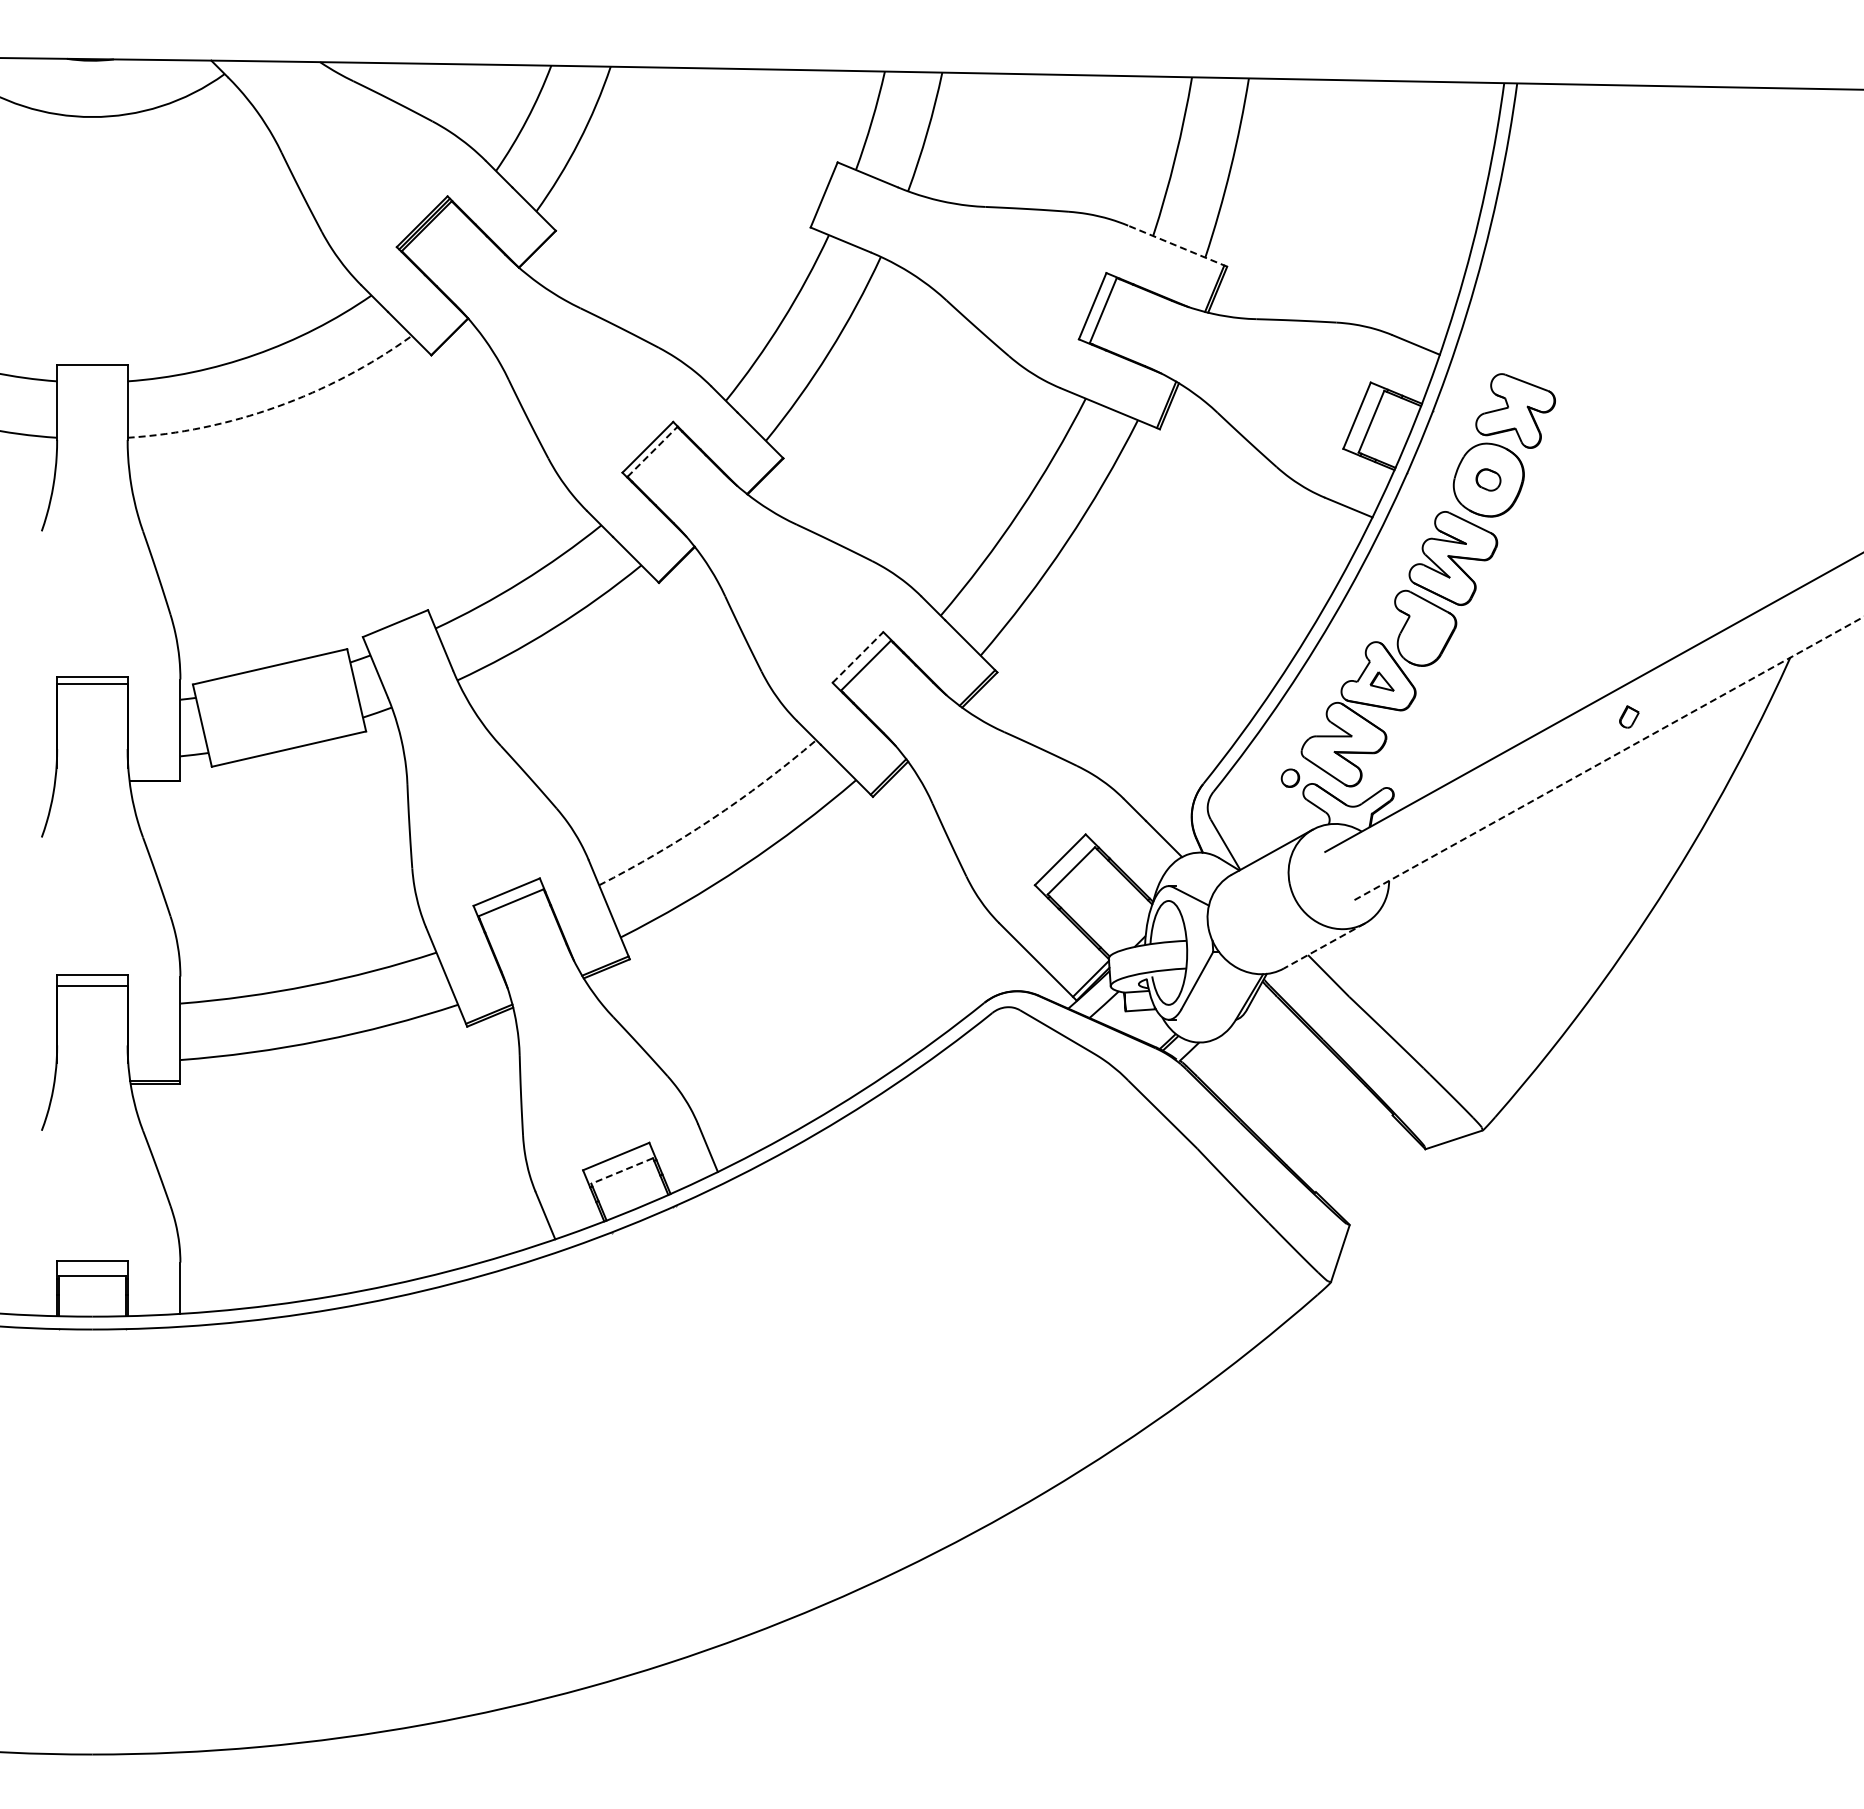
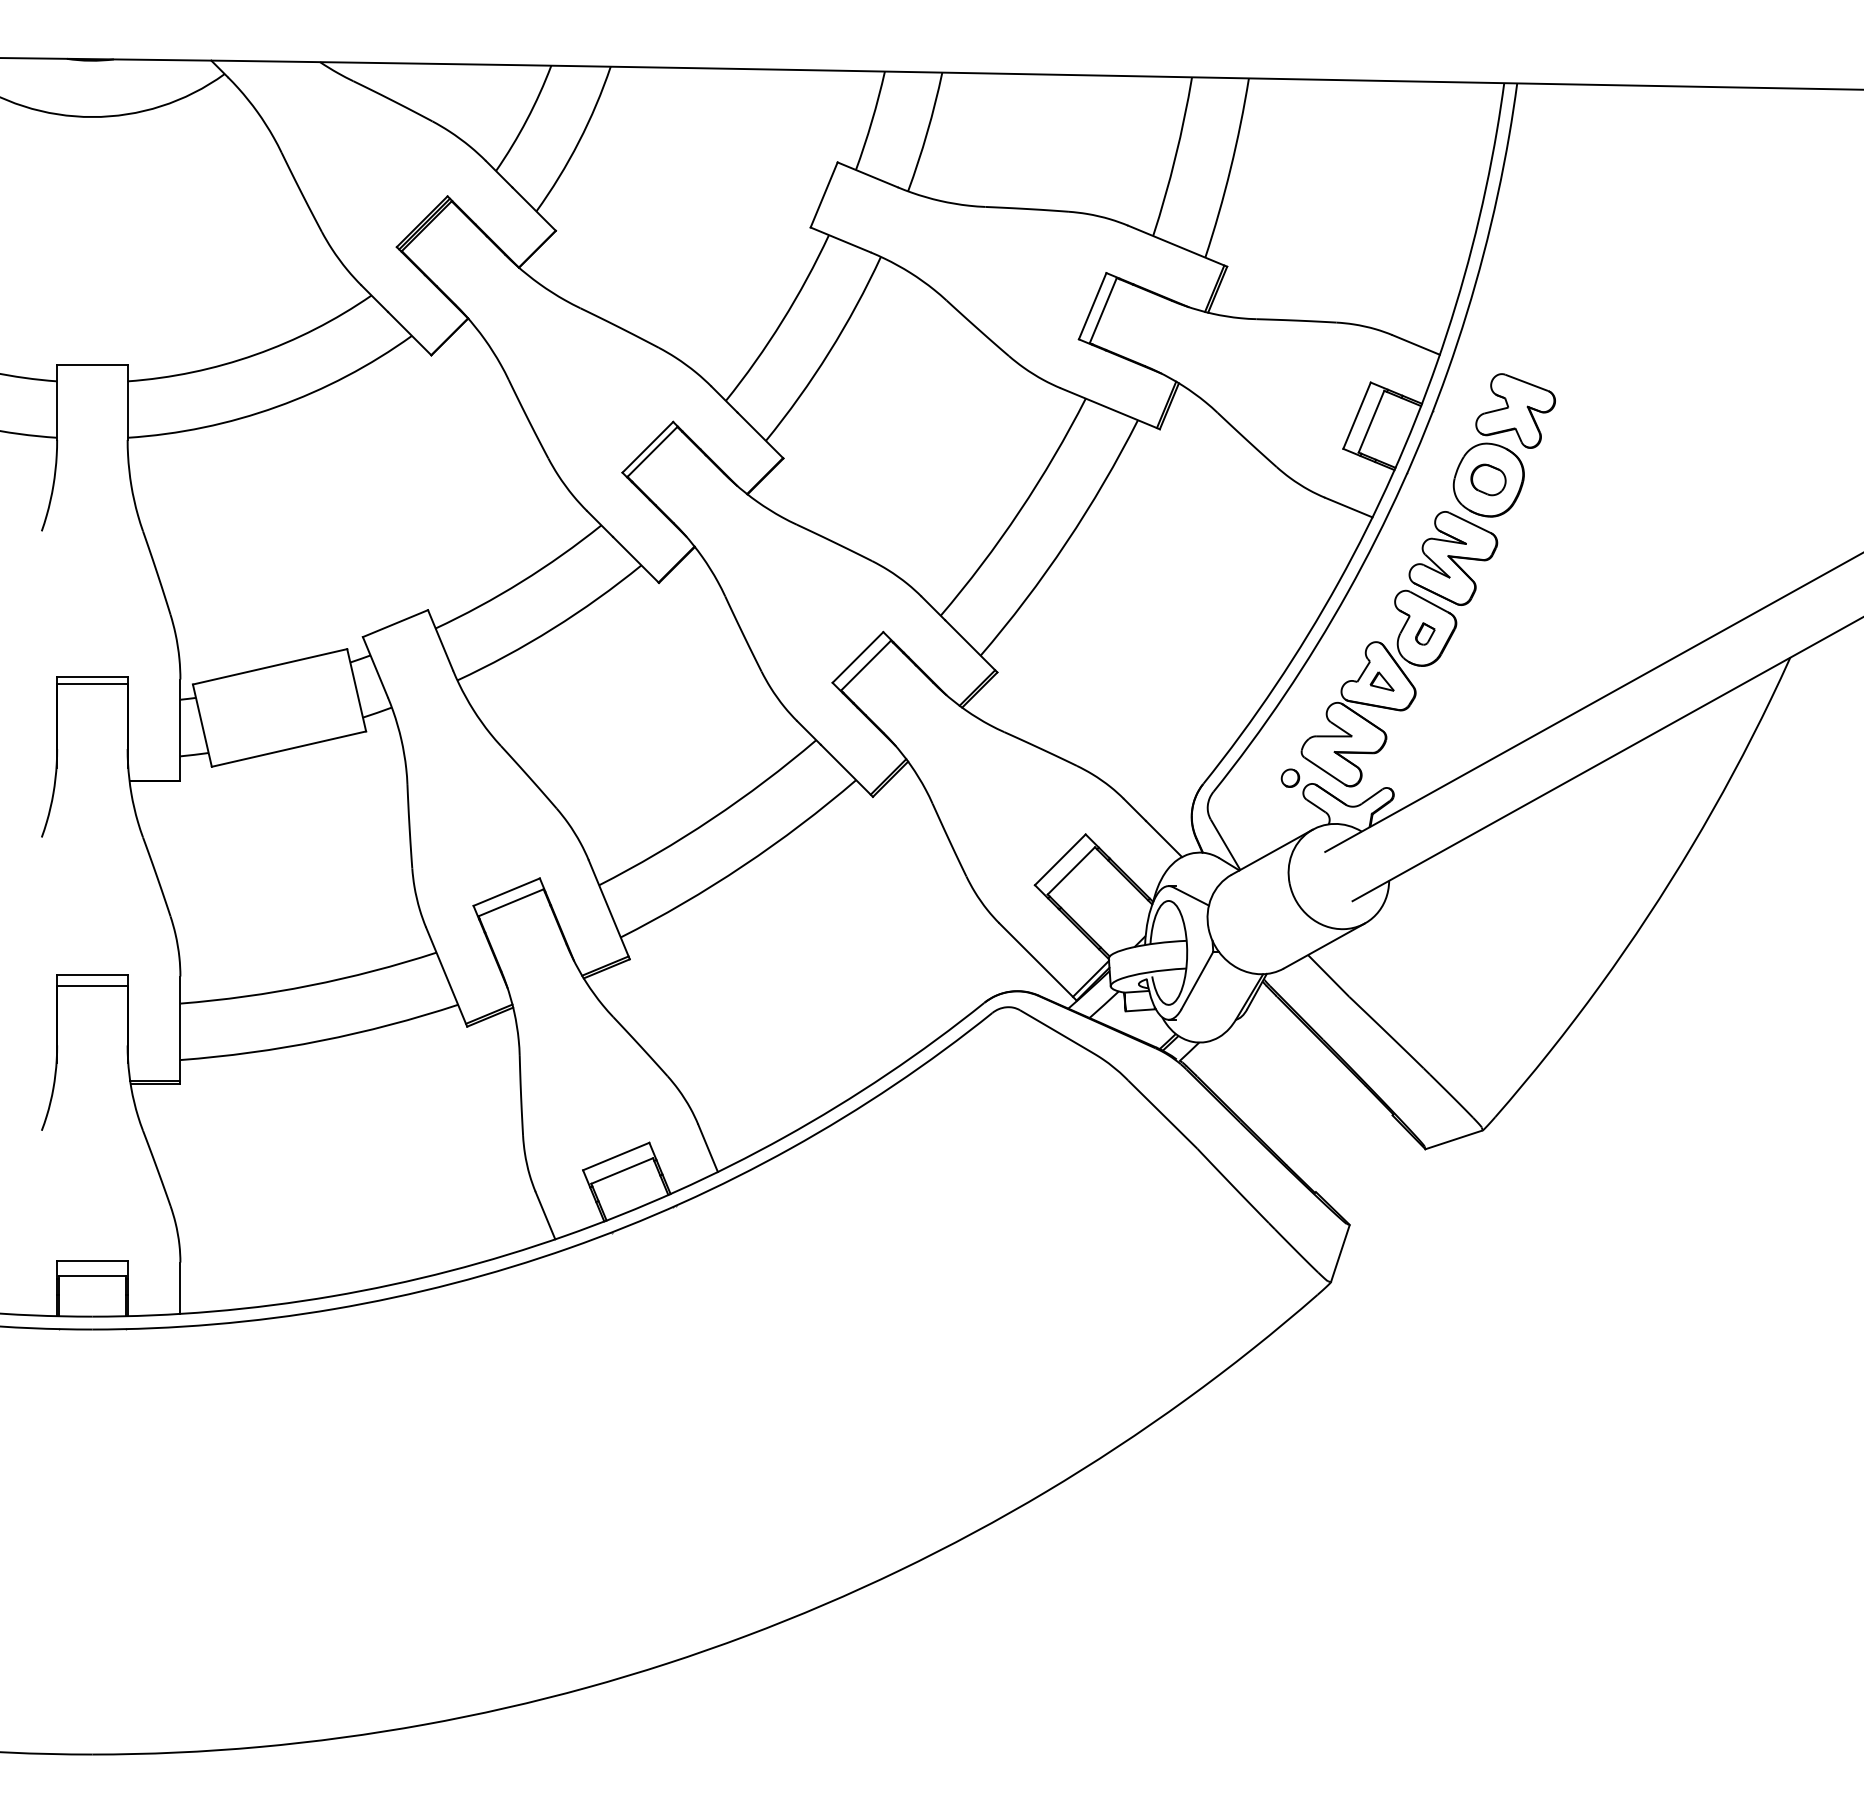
line: dashed -> solid (1177, 246)
arc: dashed -> solid (276, 406)
line: dashed -> solid (652, 451)
part size: 27x24 px -> 37x34 px (1488, 479)
line: dashed -> solid (857, 657)
part position: (1629, 716) -> (1425, 633) (1425, 633)
line: dashed -> solid (1607, 759)
arc: dashed -> solid (711, 819)
line: dashed -> solid (1324, 946)
line: dashed -> solid (621, 1171)
